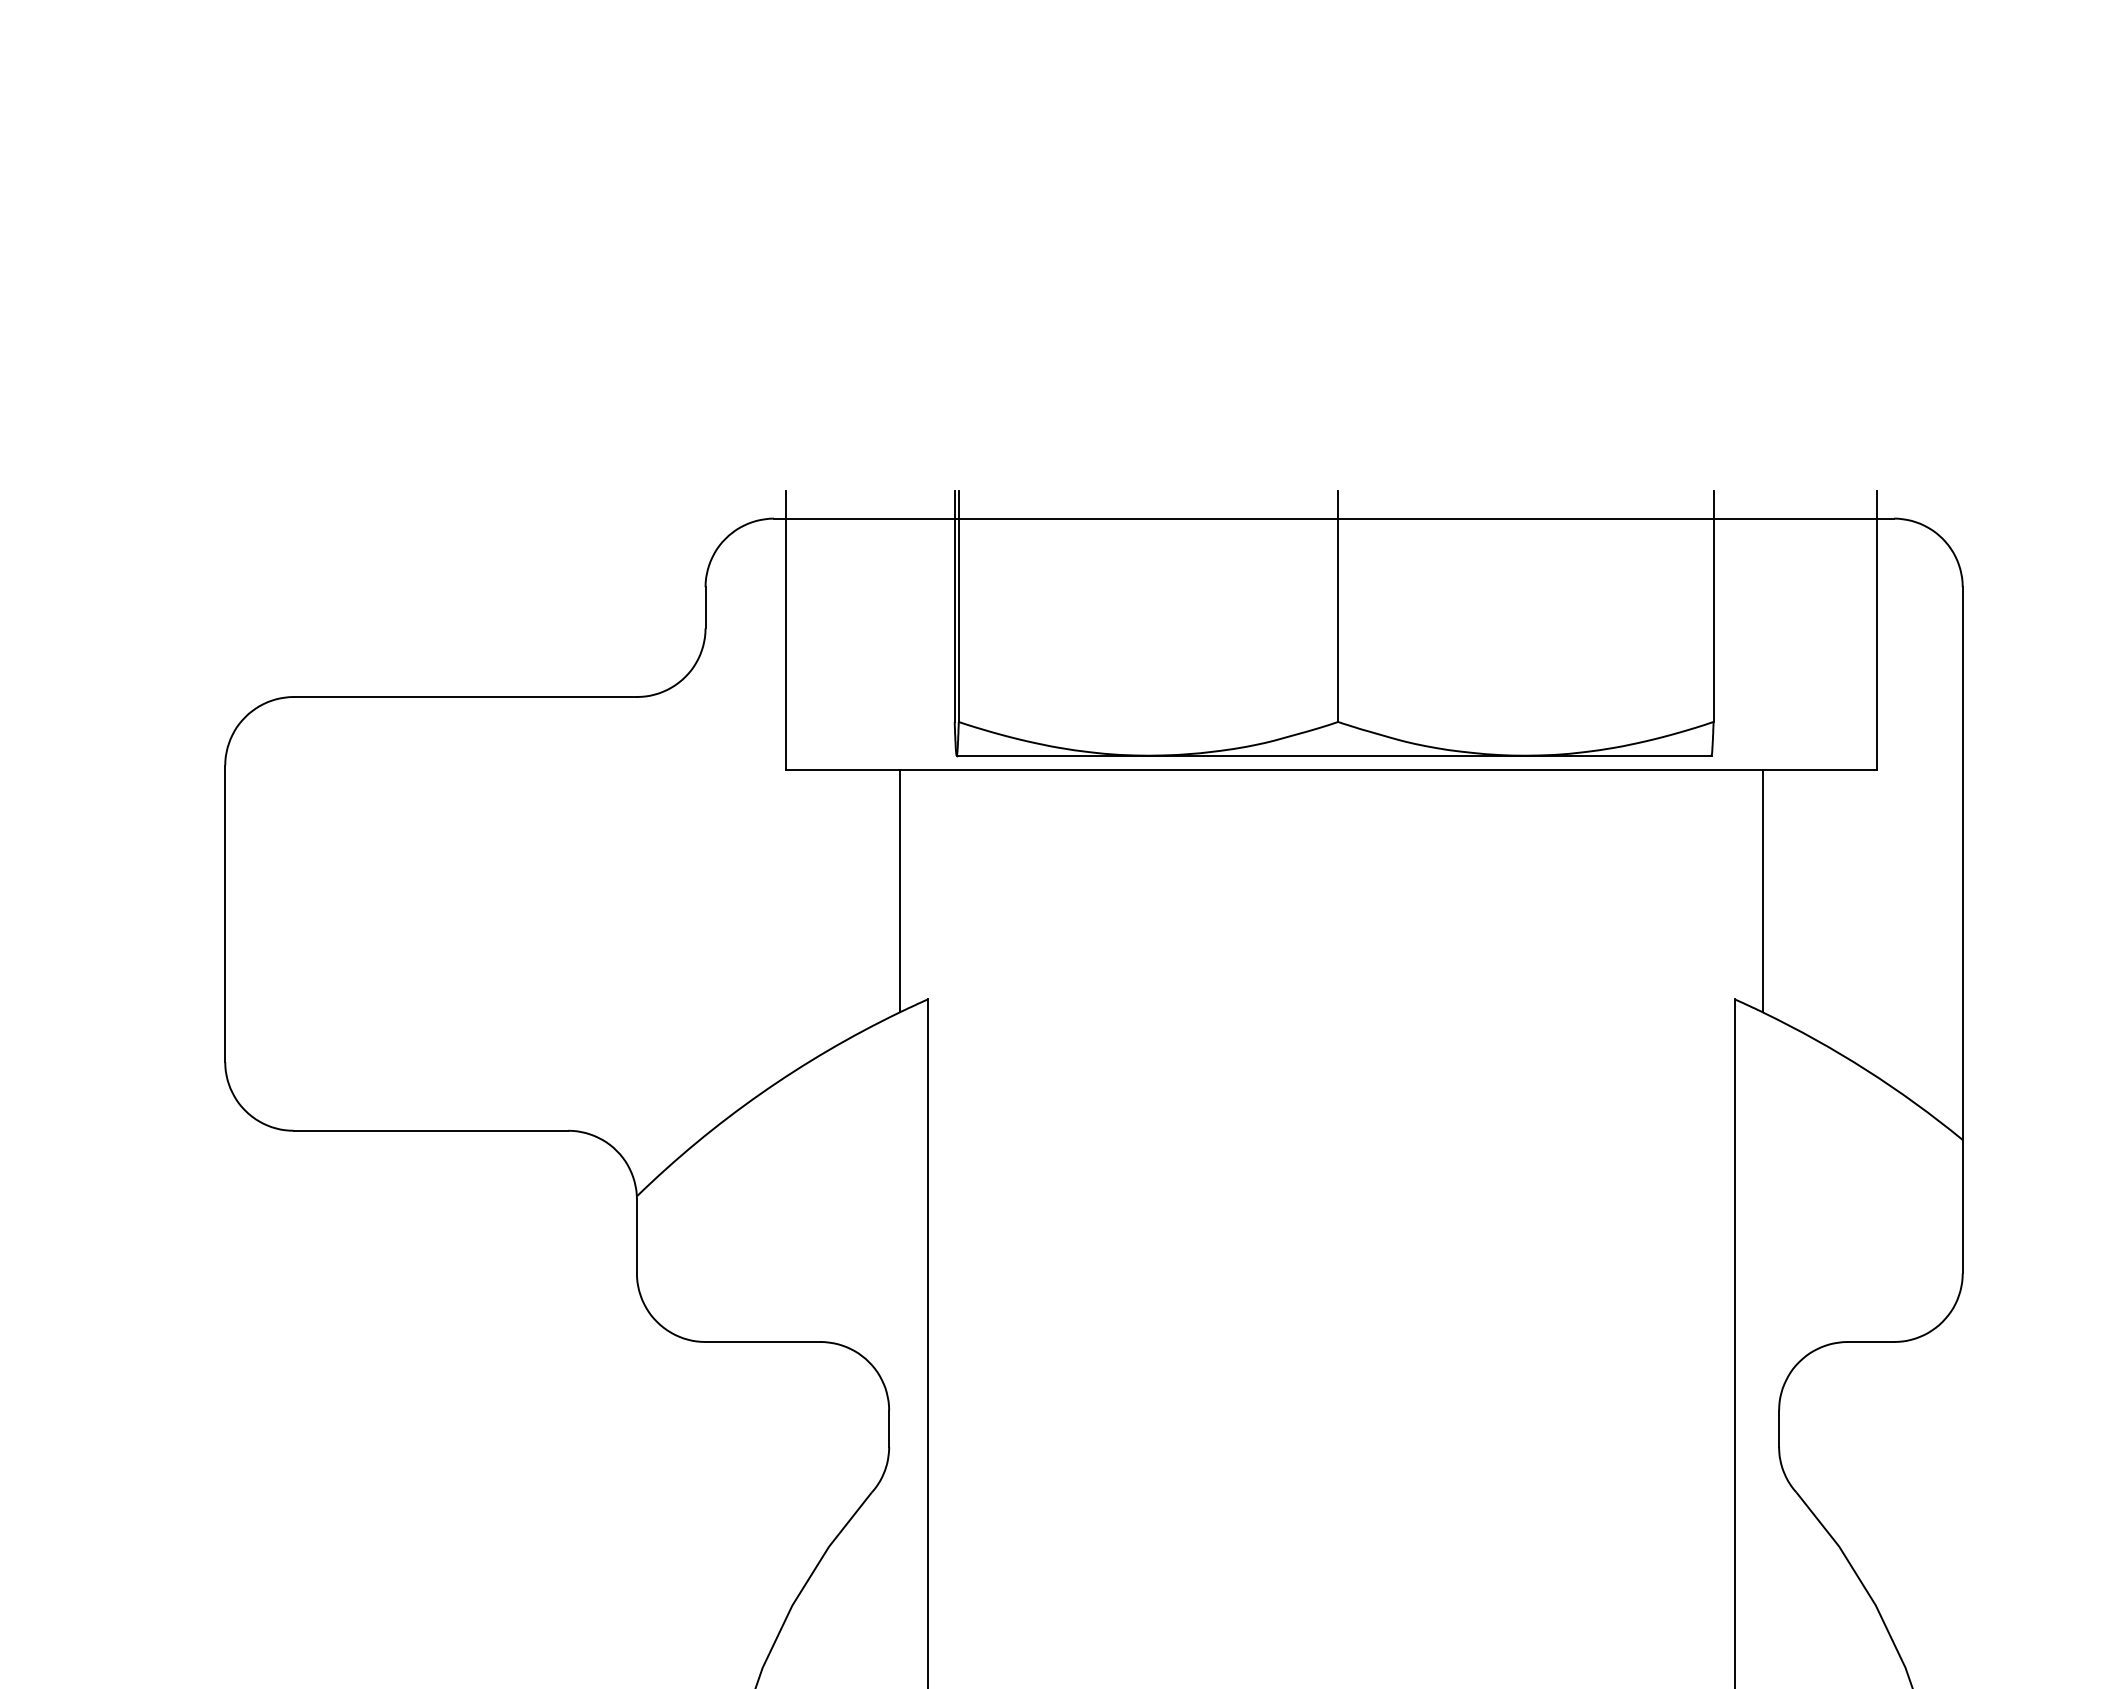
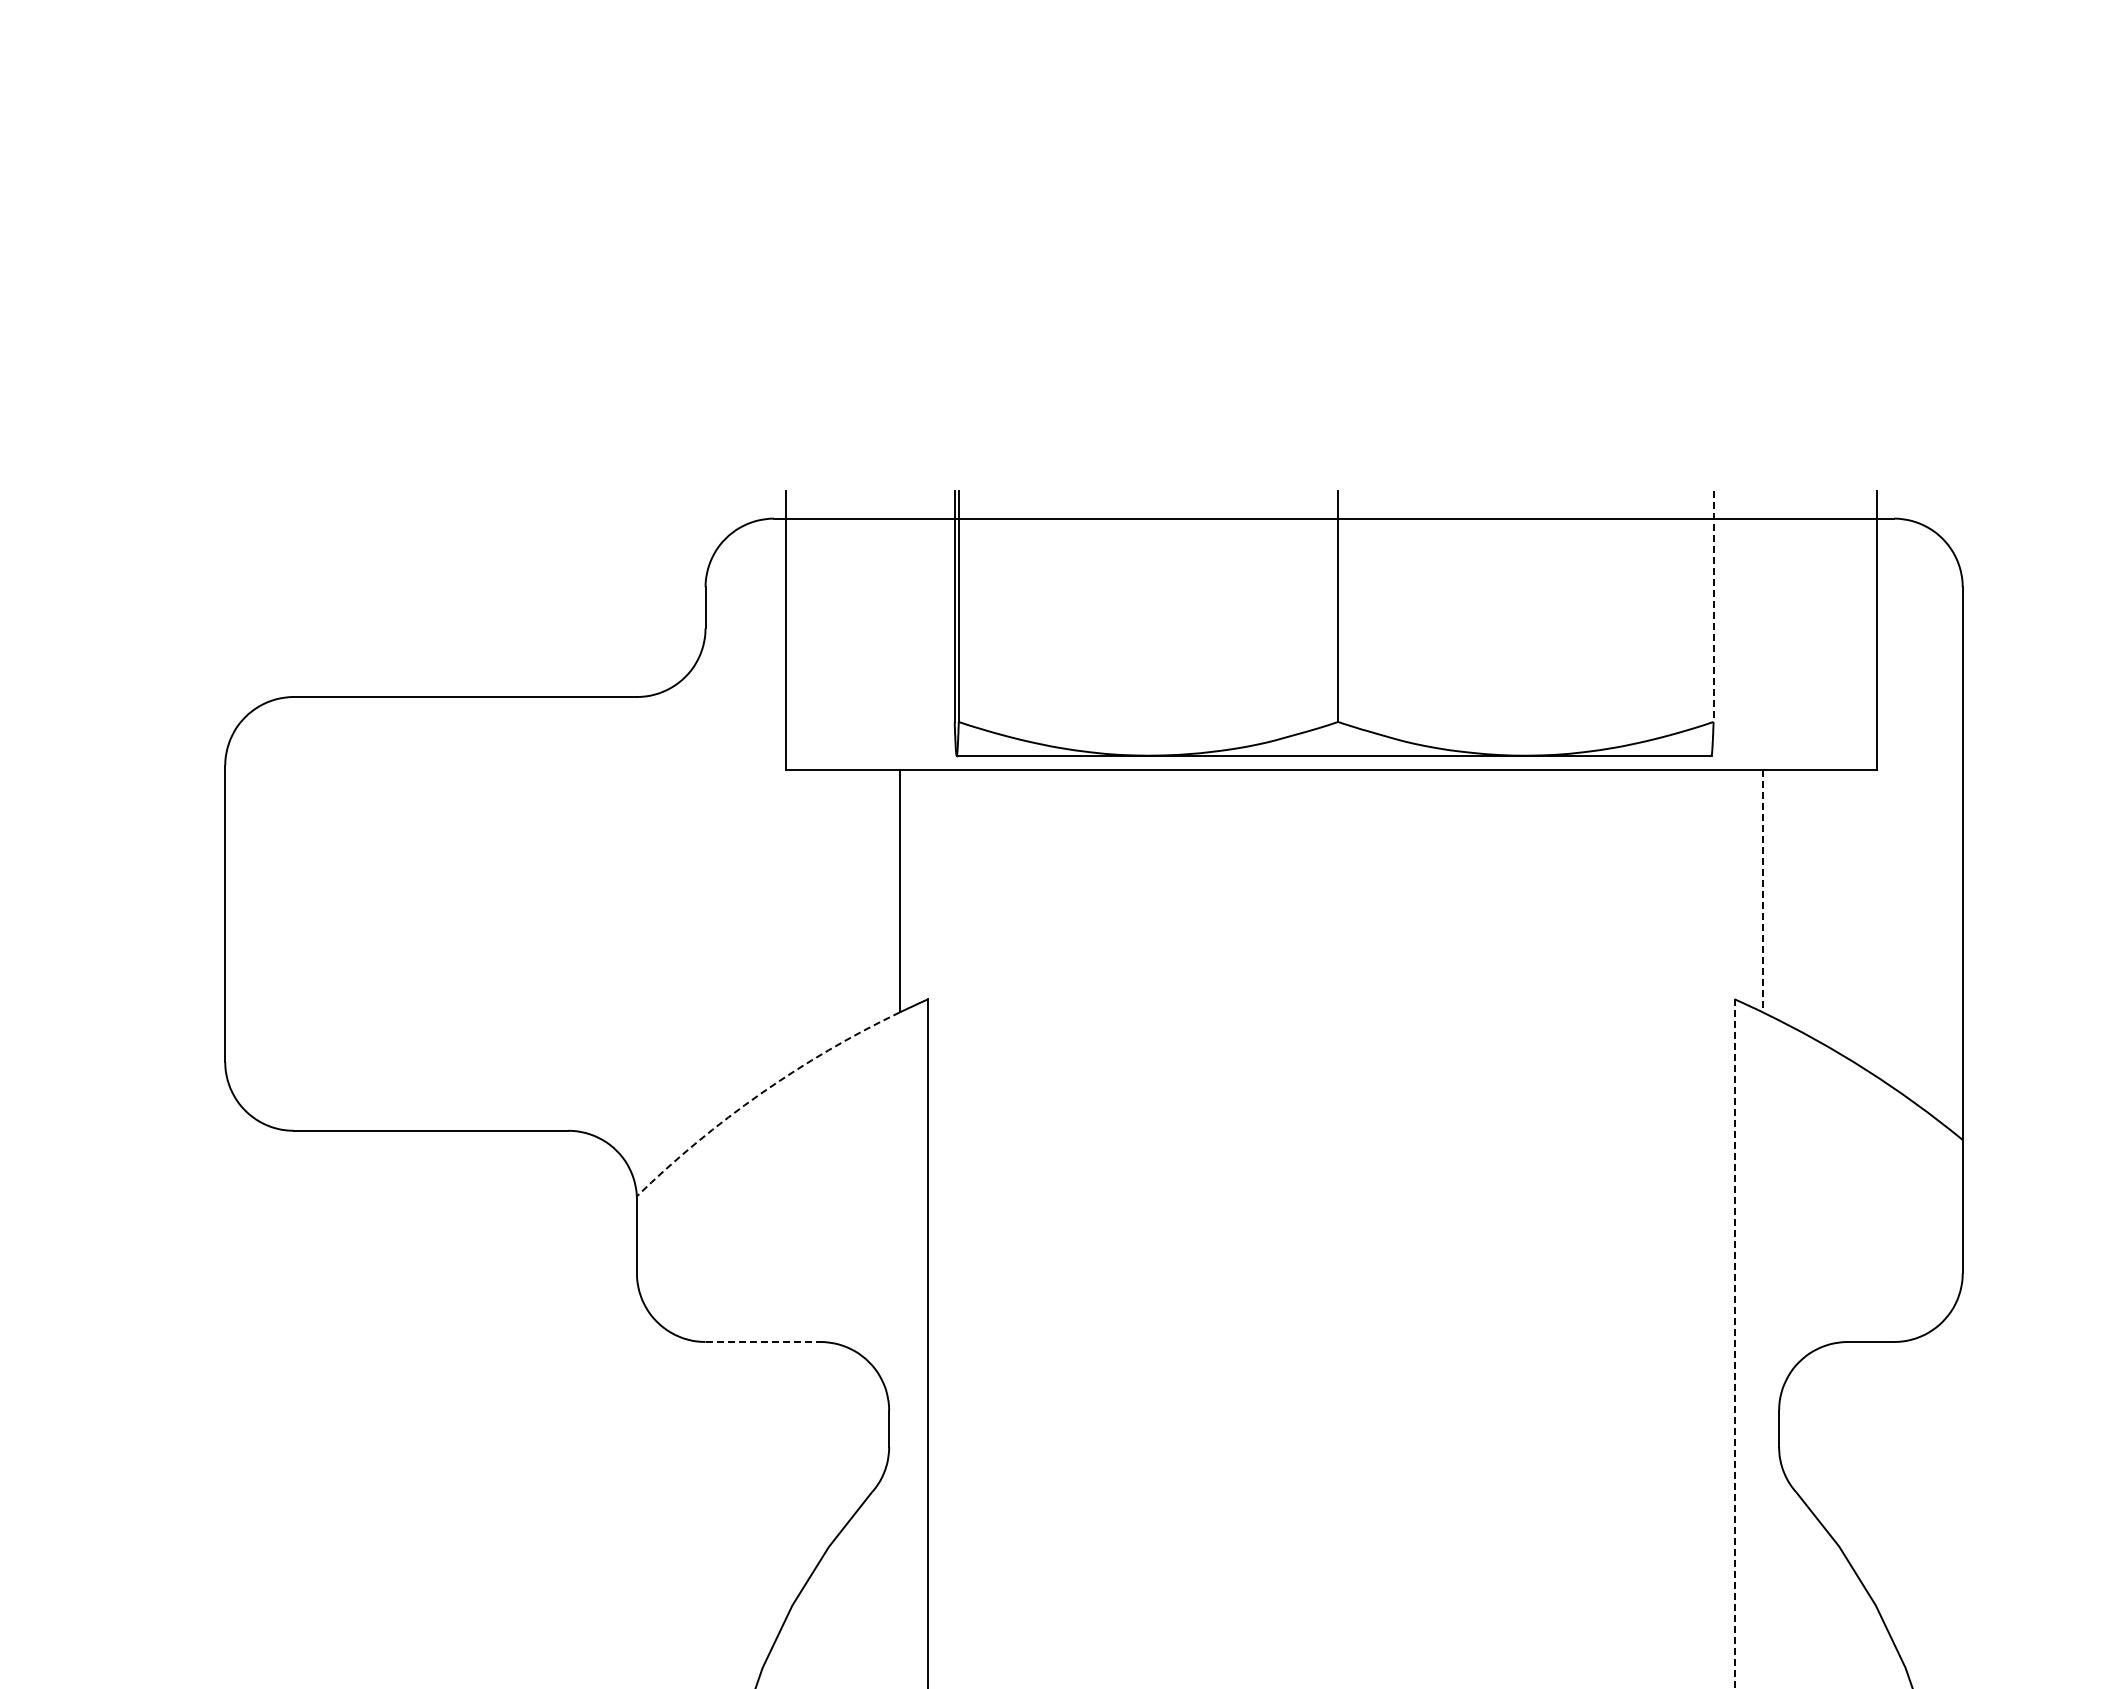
line: solid -> dashed (1713, 607)
line: solid -> dashed (1762, 891)
arc: solid -> dashed (760, 1093)
line: solid -> dashed (763, 1341)
line: solid -> dashed (1734, 1344)
